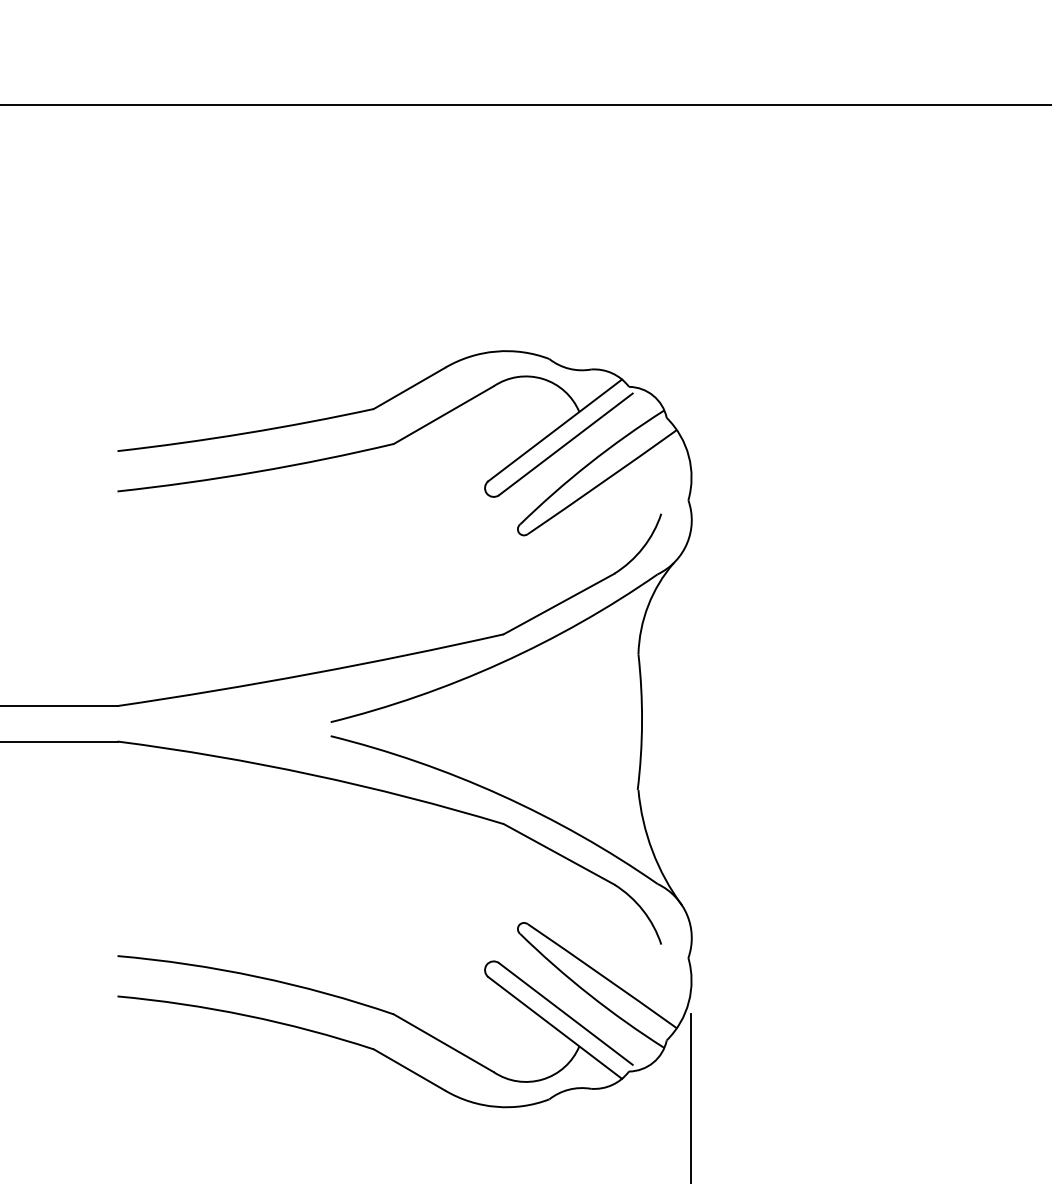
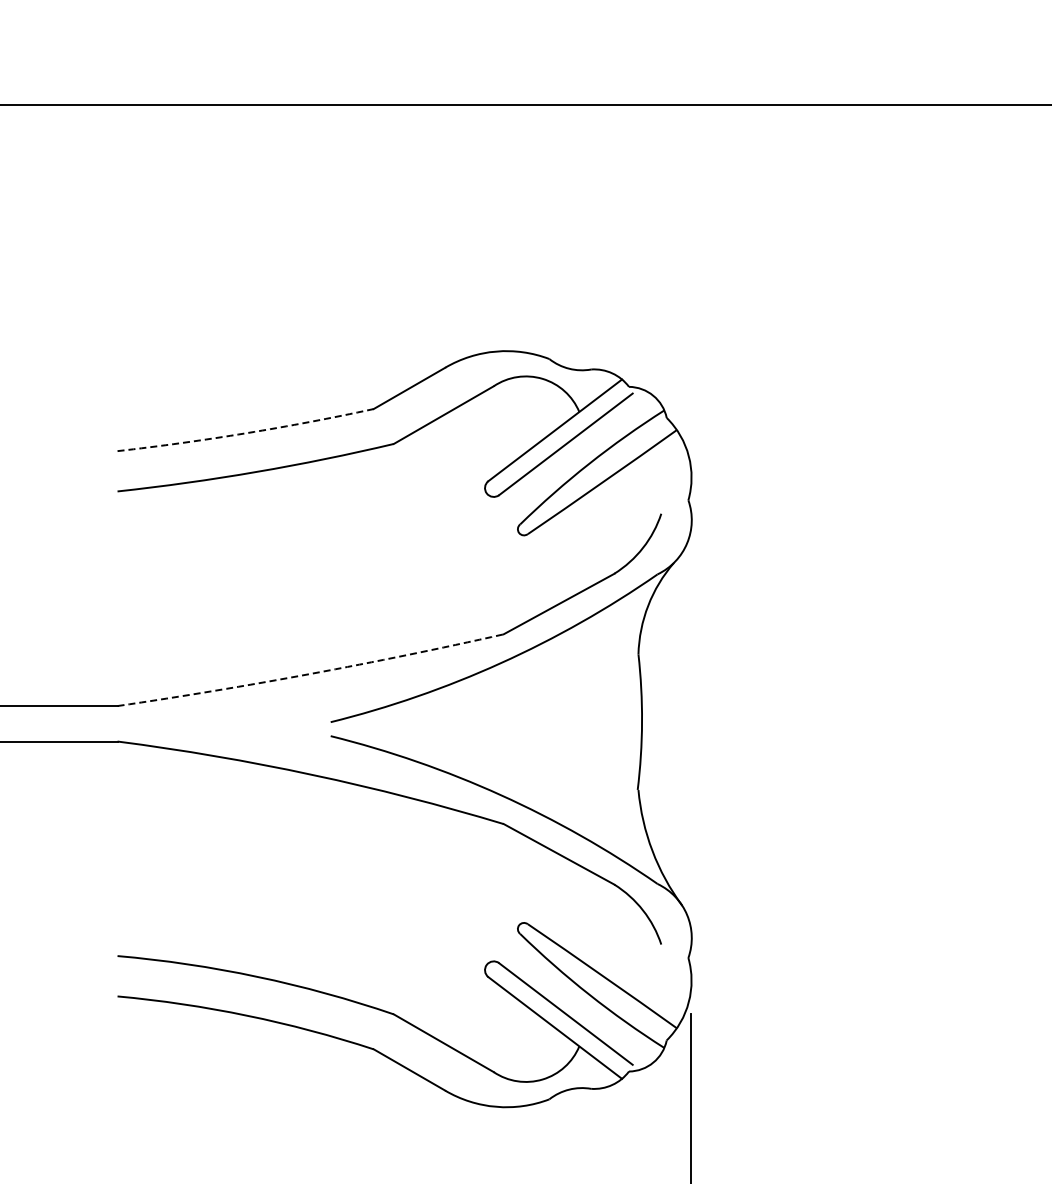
arc: solid -> dashed (246, 433)
arc: solid -> dashed (311, 673)
